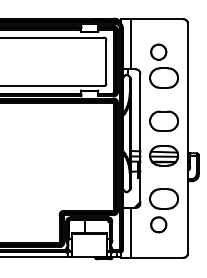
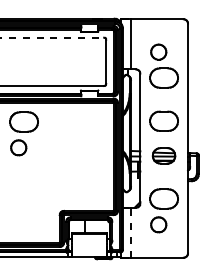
line: solid -> dashed (52, 37)
part: none -> present (23, 133)
part size: 30x22 px -> 26x18 px (163, 155)
line: solid -> dashed (130, 232)
